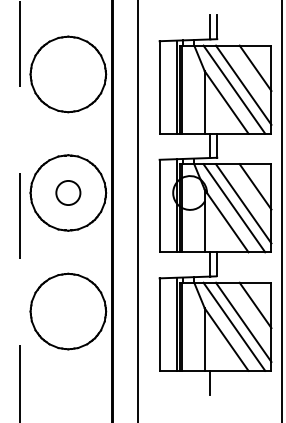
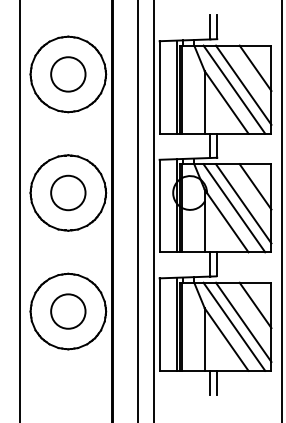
circle: none -> present (68, 74)
circle size: 27x26 px -> 37x38 px (68, 192)
line: none -> present (153, 210)
line: dashed -> solid (20, 211)
circle: none -> present (68, 311)
line: none -> present (217, 382)
